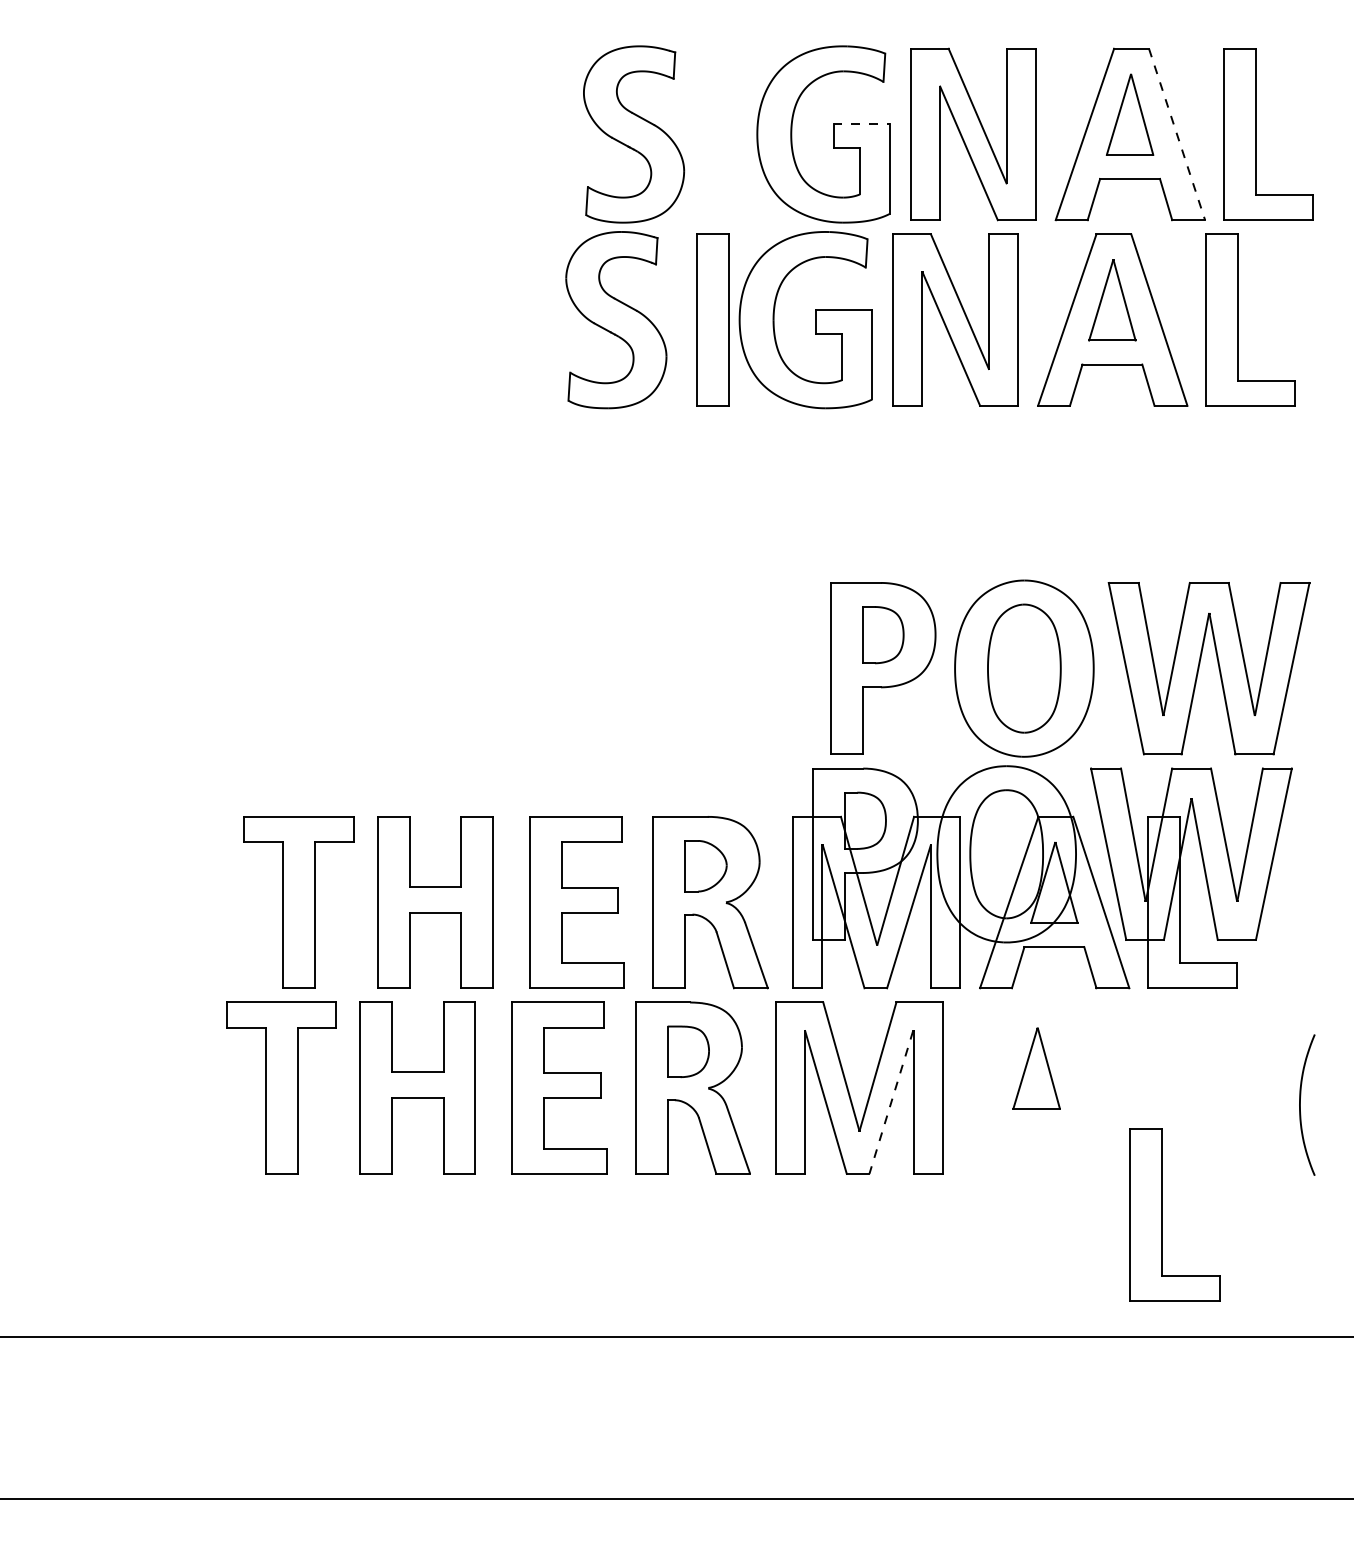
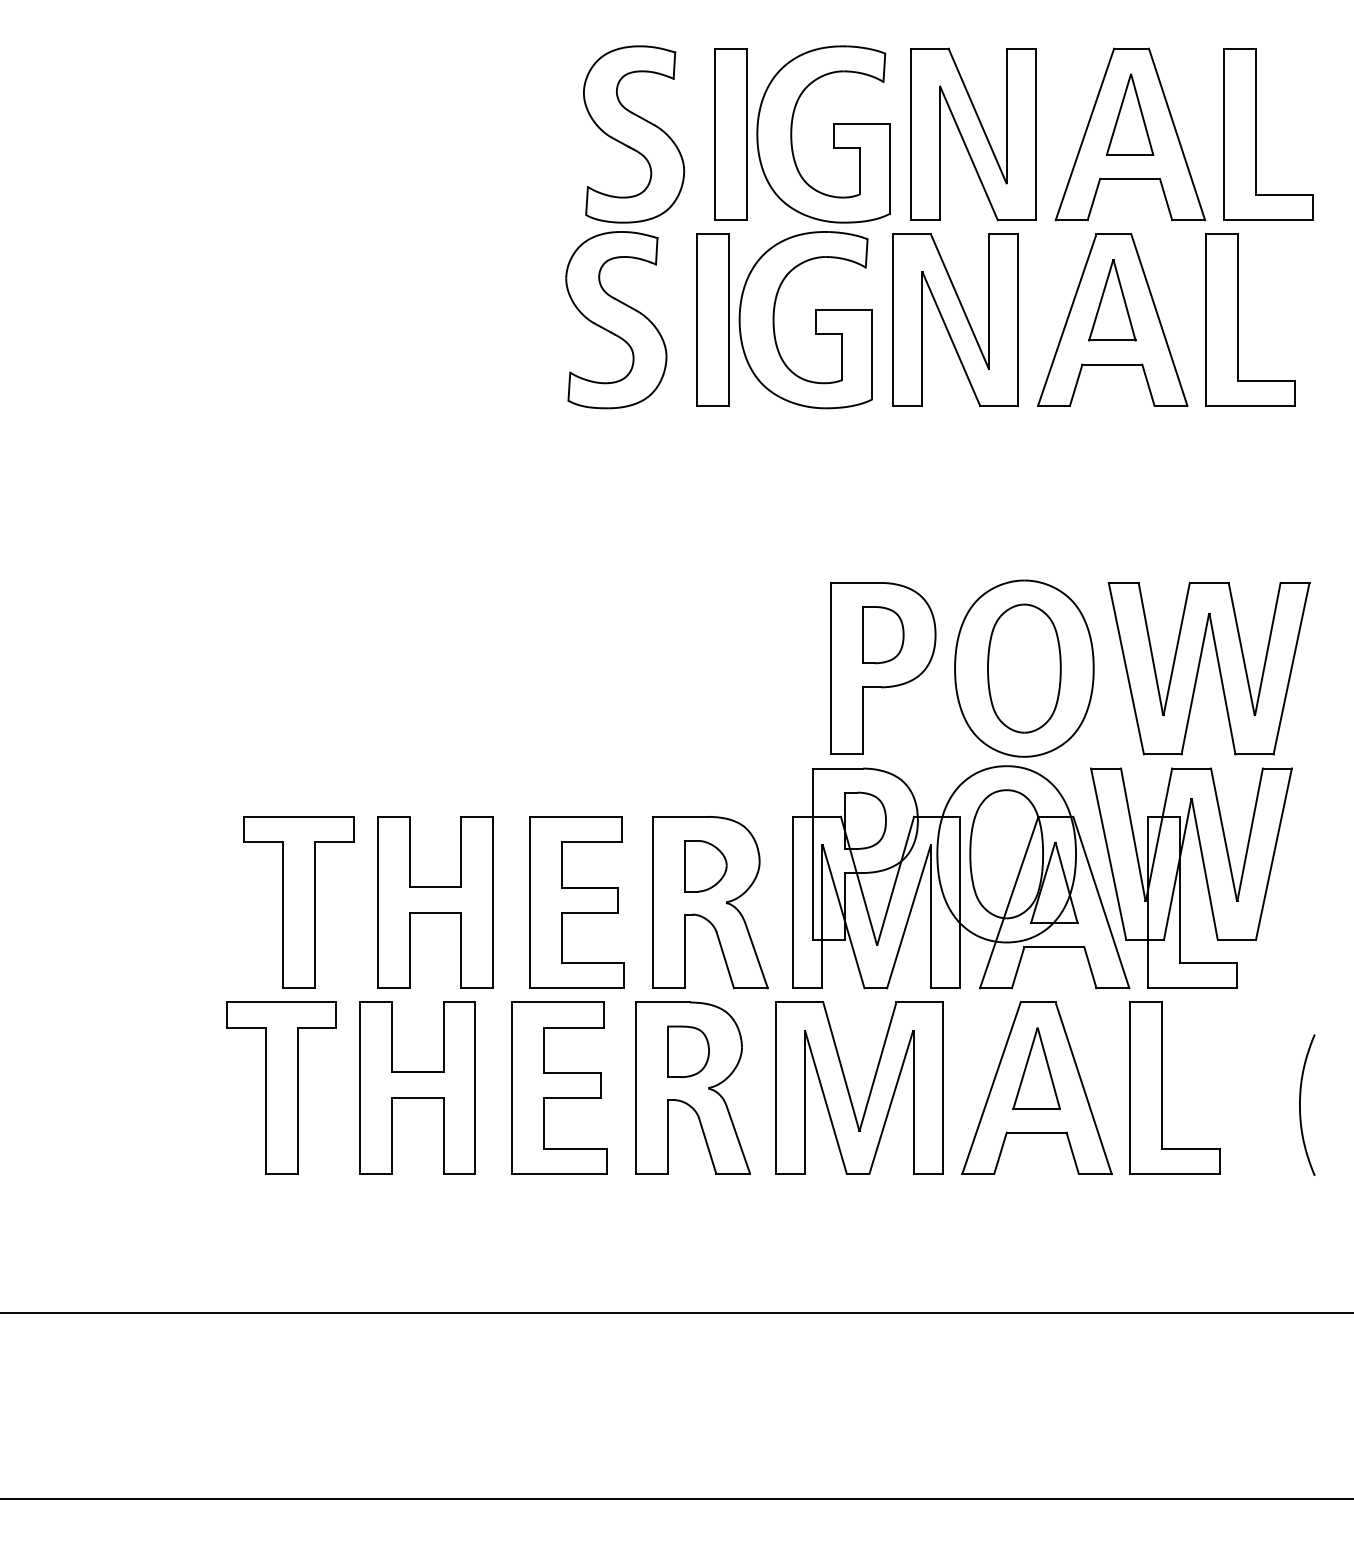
line: dashed -> solid (862, 124)
part: none -> present (730, 134)
line: dashed -> solid (1177, 134)
part: none -> present (1036, 1087)
line: dashed -> solid (891, 1102)
part position: (1162, 1214) -> (1162, 1087) (1162, 1087)
line position: (676, 1337) -> (676, 1313) (676, 1313)
